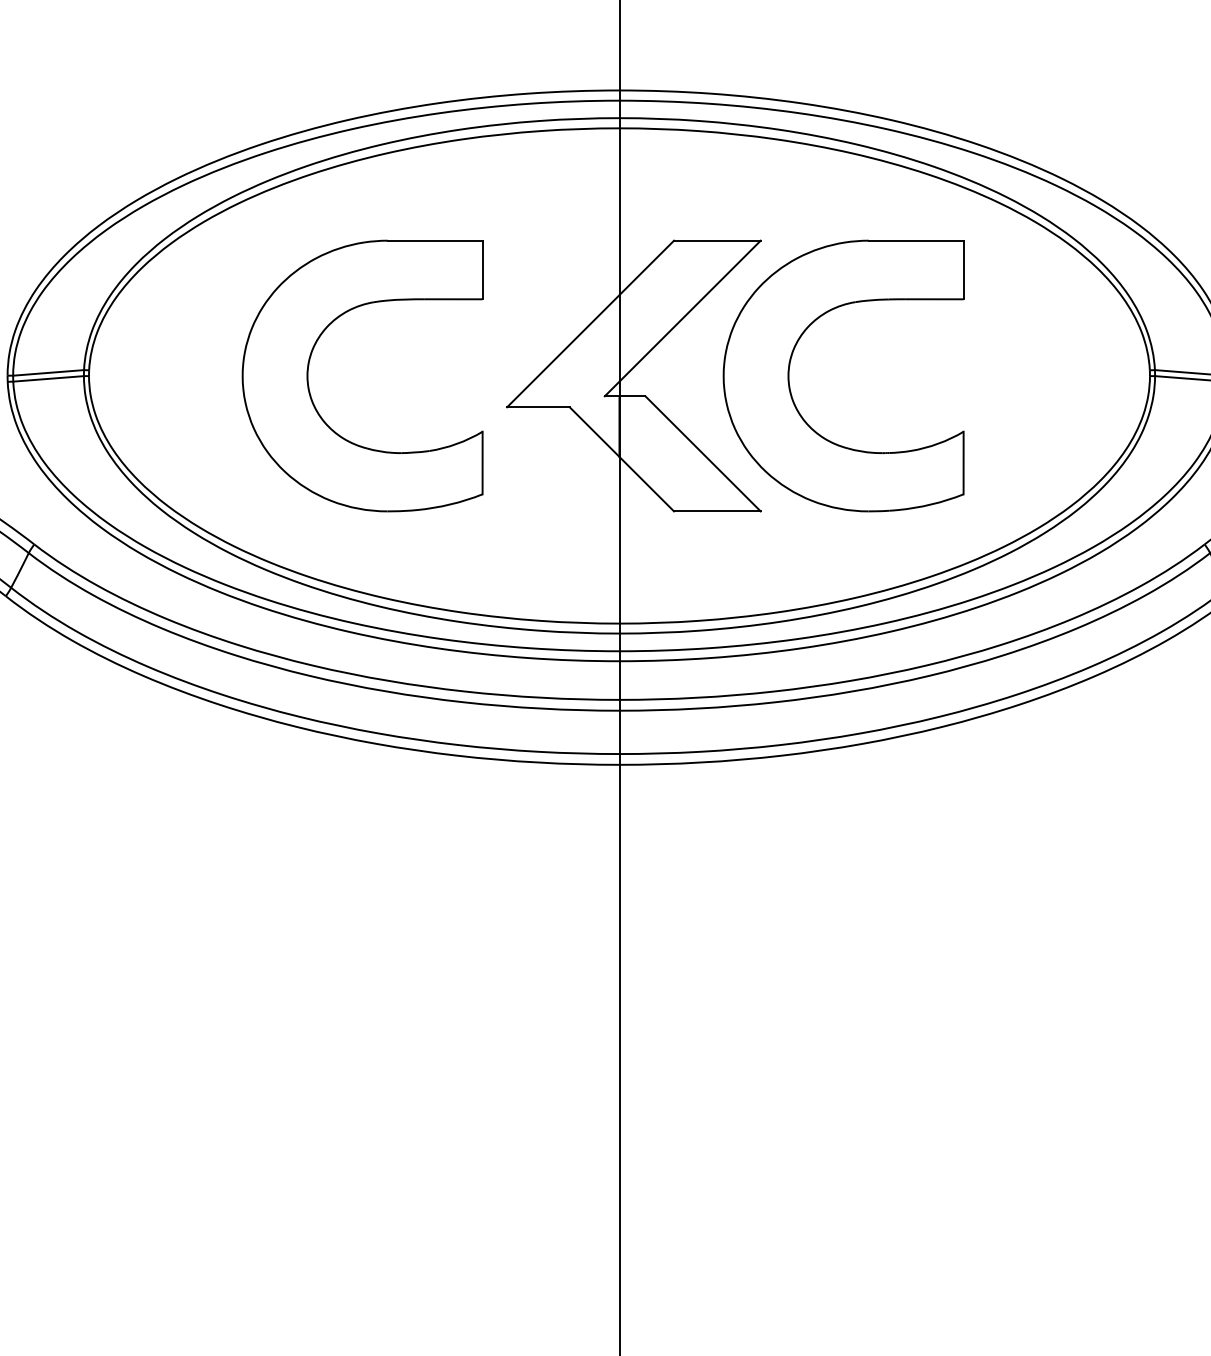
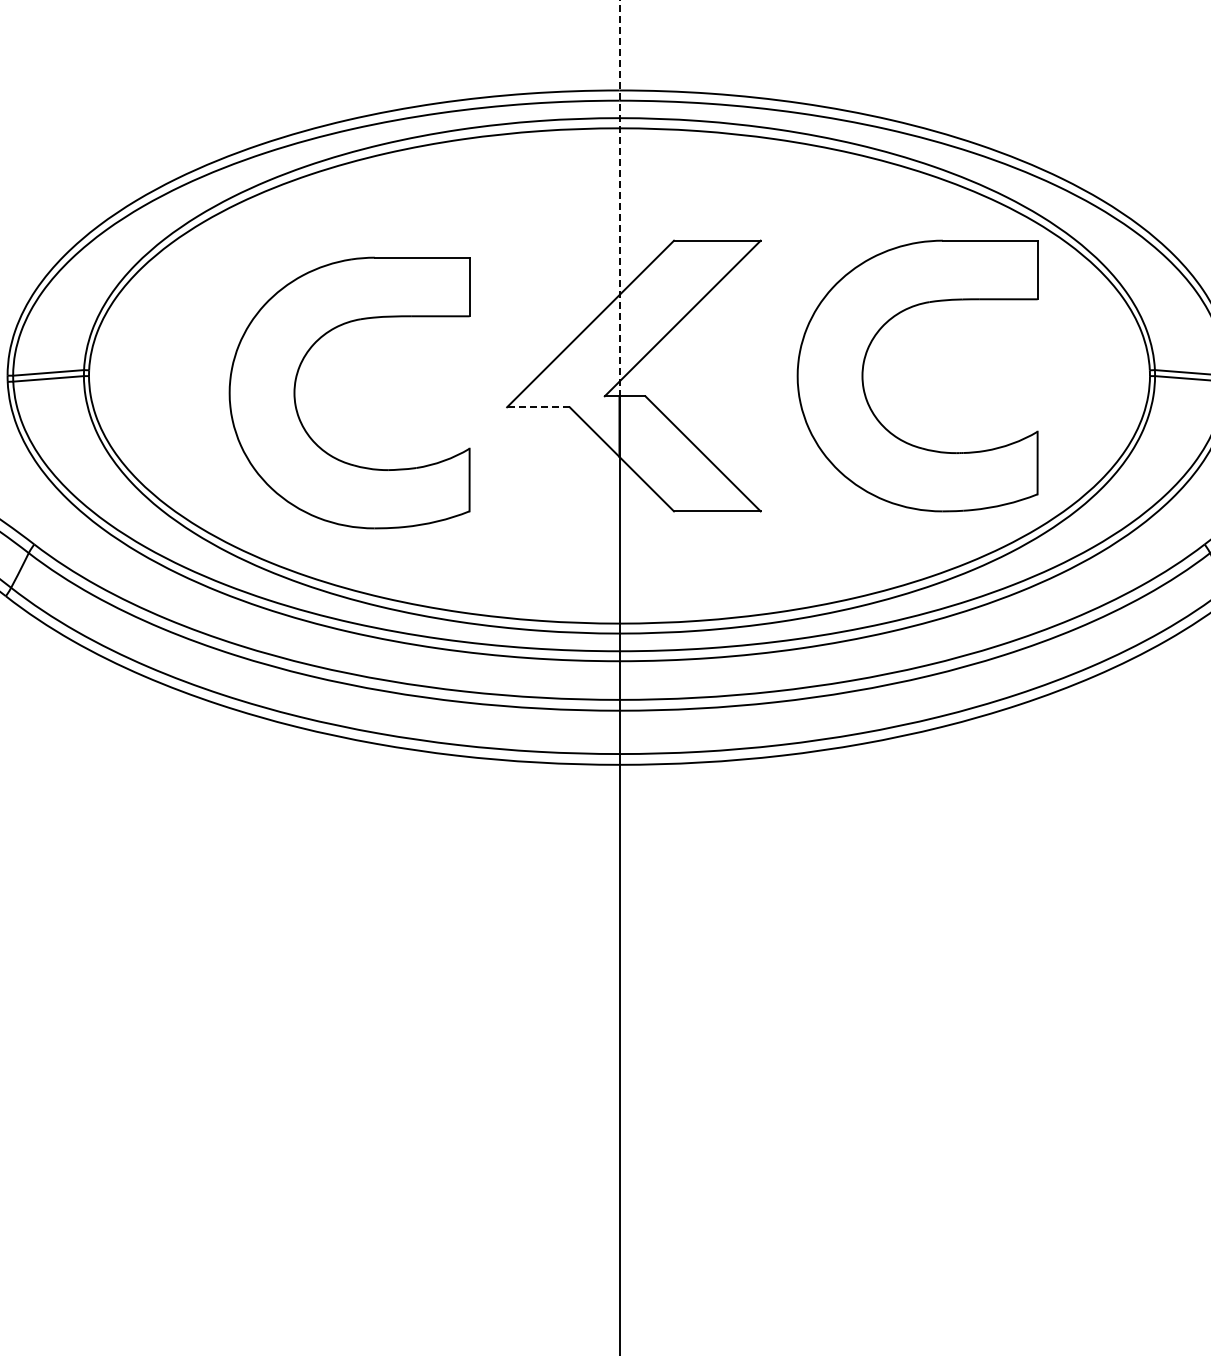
line: solid -> dashed (619, 198)
part position: (309, 365) -> (296, 382) (296, 382)
part position: (790, 365) -> (864, 365) (864, 365)
line: solid -> dashed (537, 407)
